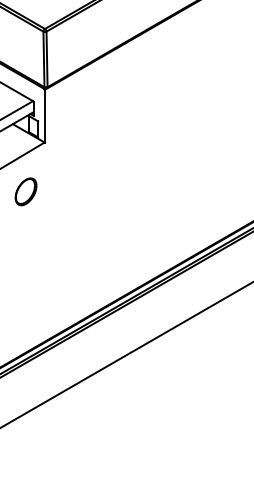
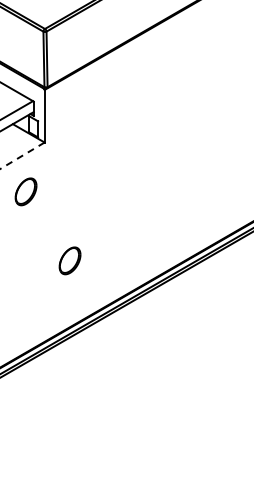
line: solid -> dashed (22, 155)
part: none -> present (69, 260)
line: present -> none (126, 354)
